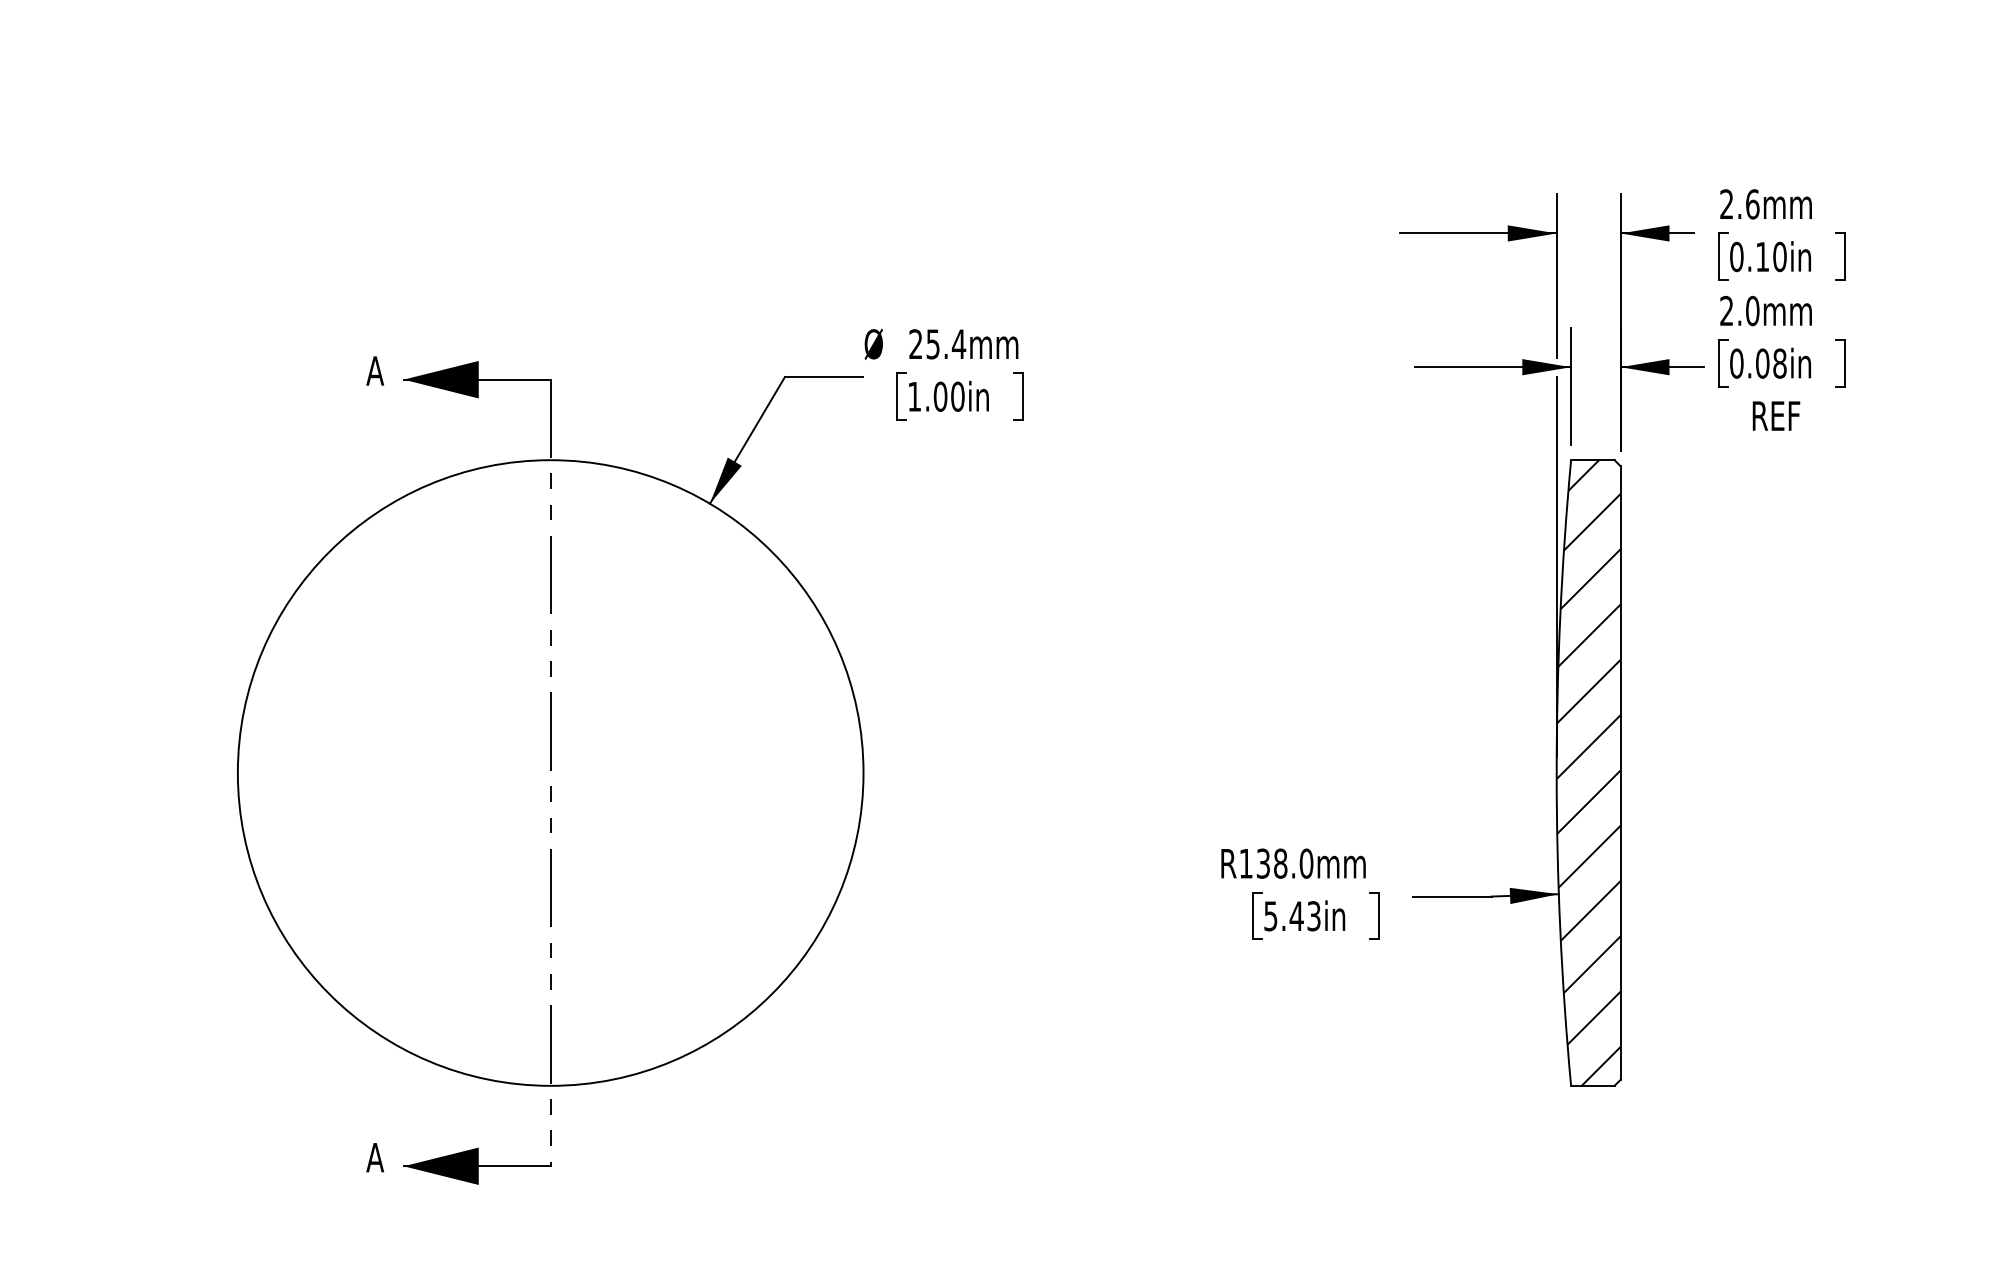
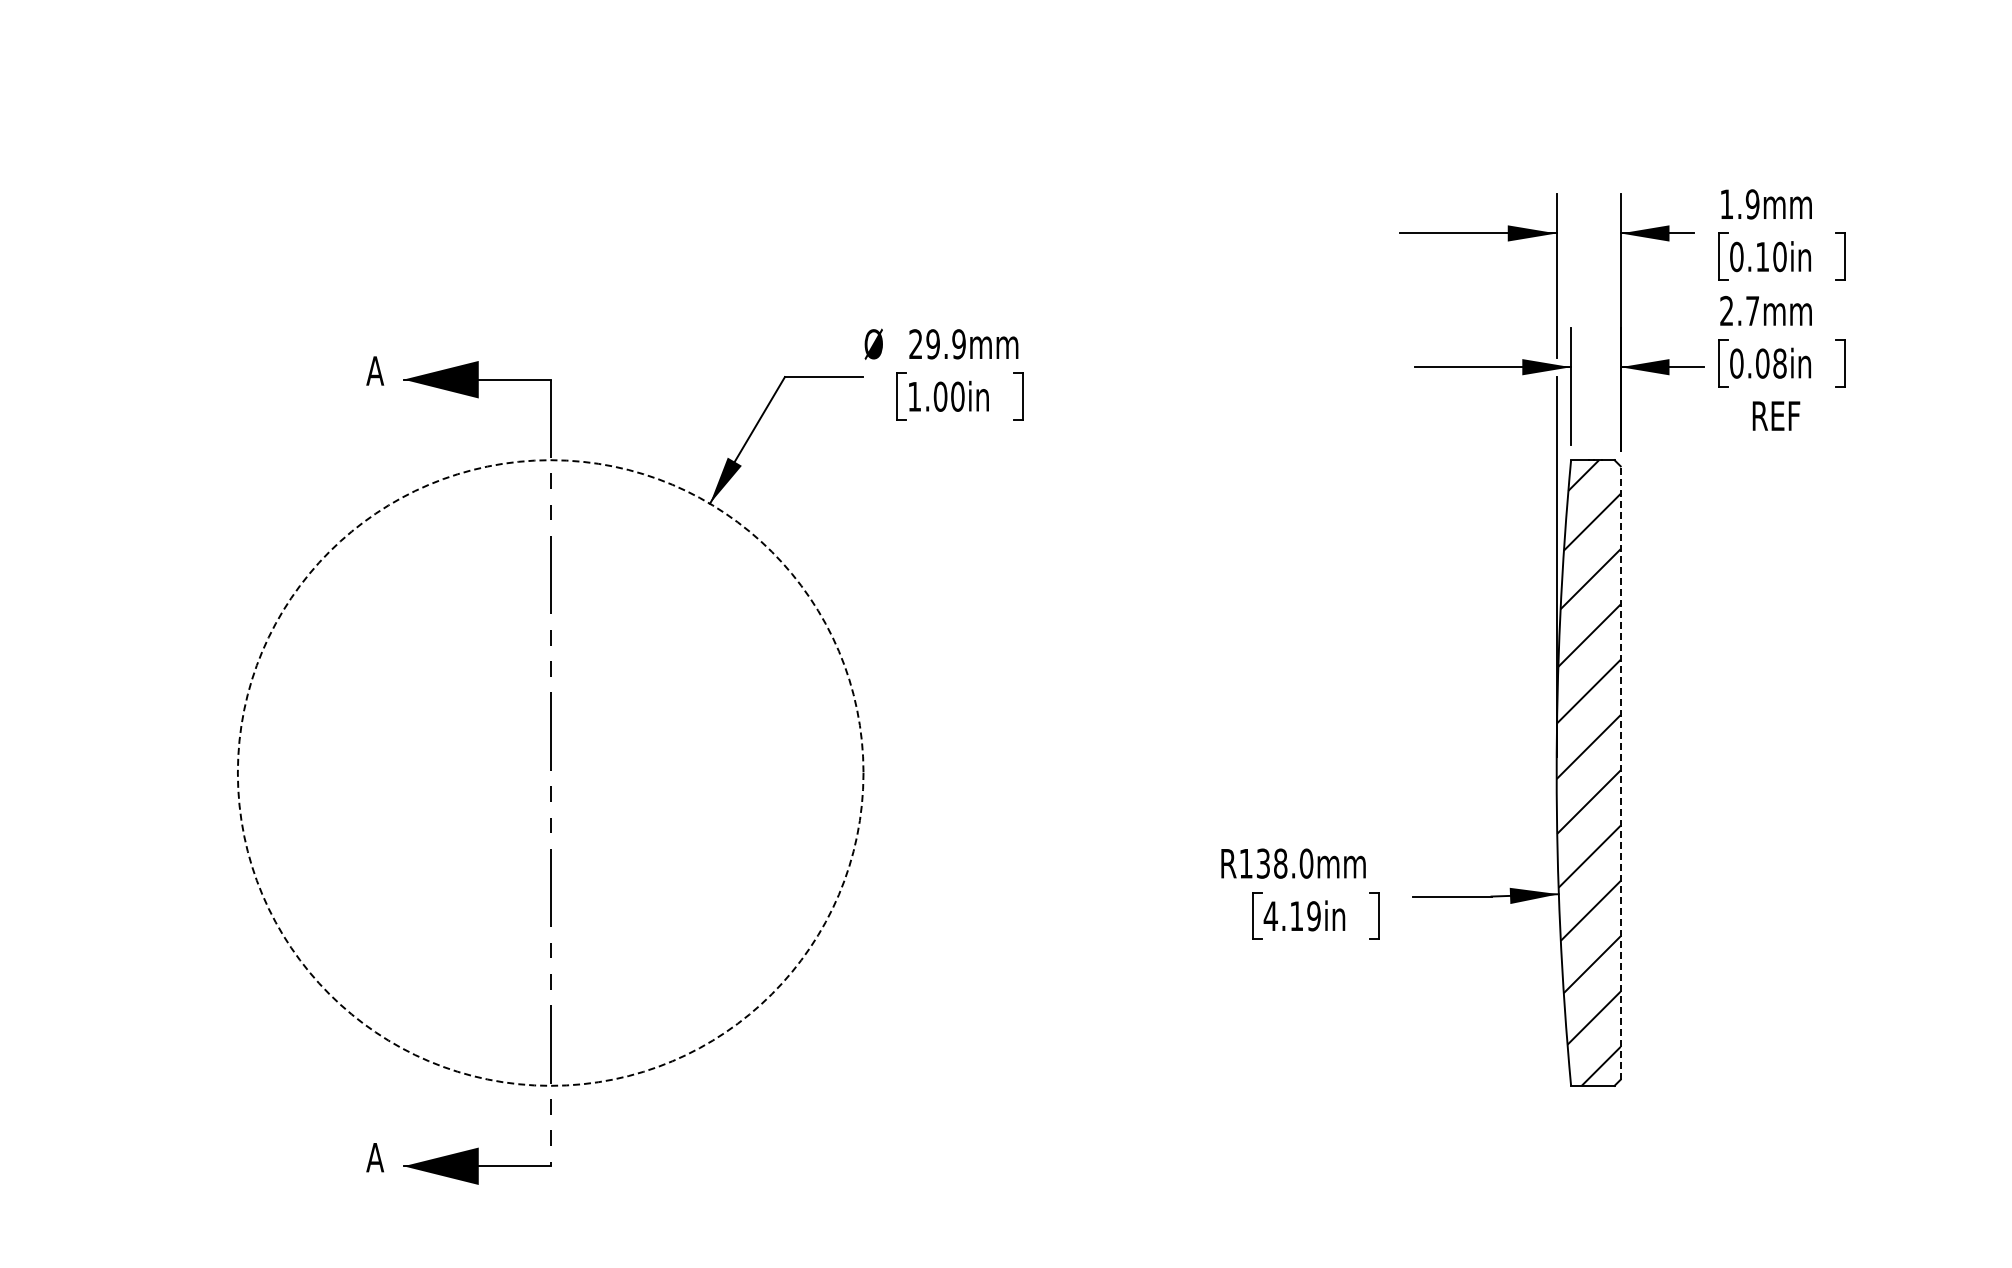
text: 2.6mm -> 1.9mm (1739, 204)
text: 2.0mm -> 2.7mm (1752, 310)
text: 25.4mm -> 29.9mm (946, 344)
circle: solid -> dashed (550, 772)
line: solid -> dashed (1620, 773)
text: 5.43in -> 4.19in (1291, 916)
